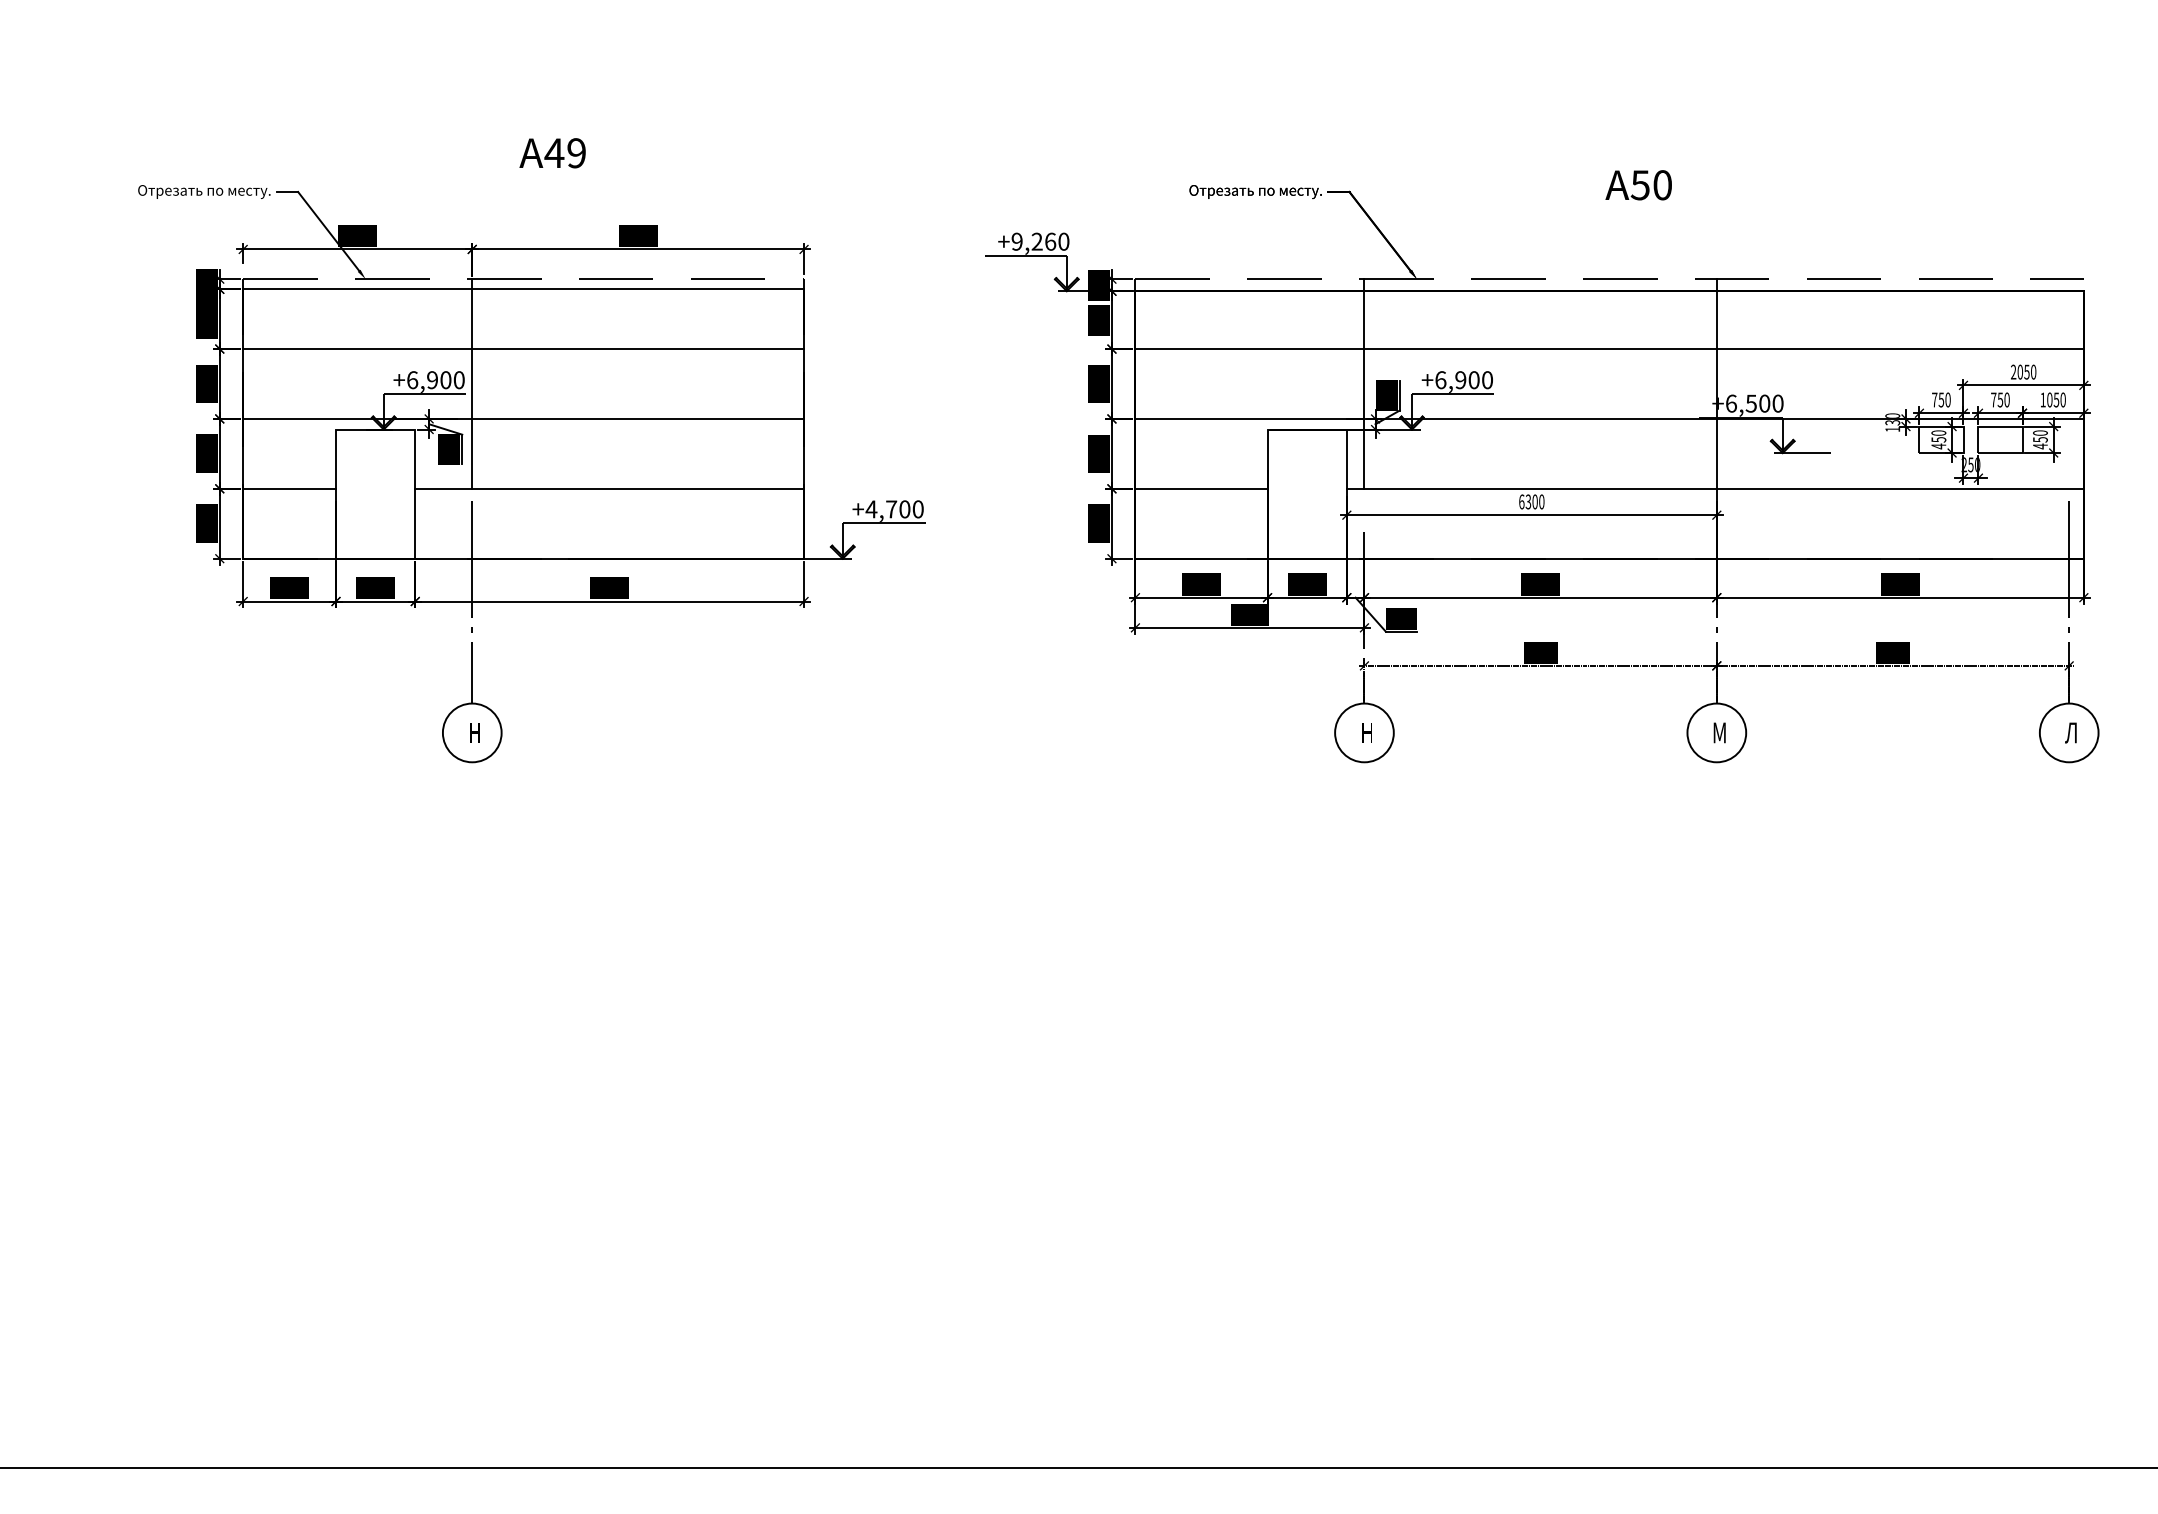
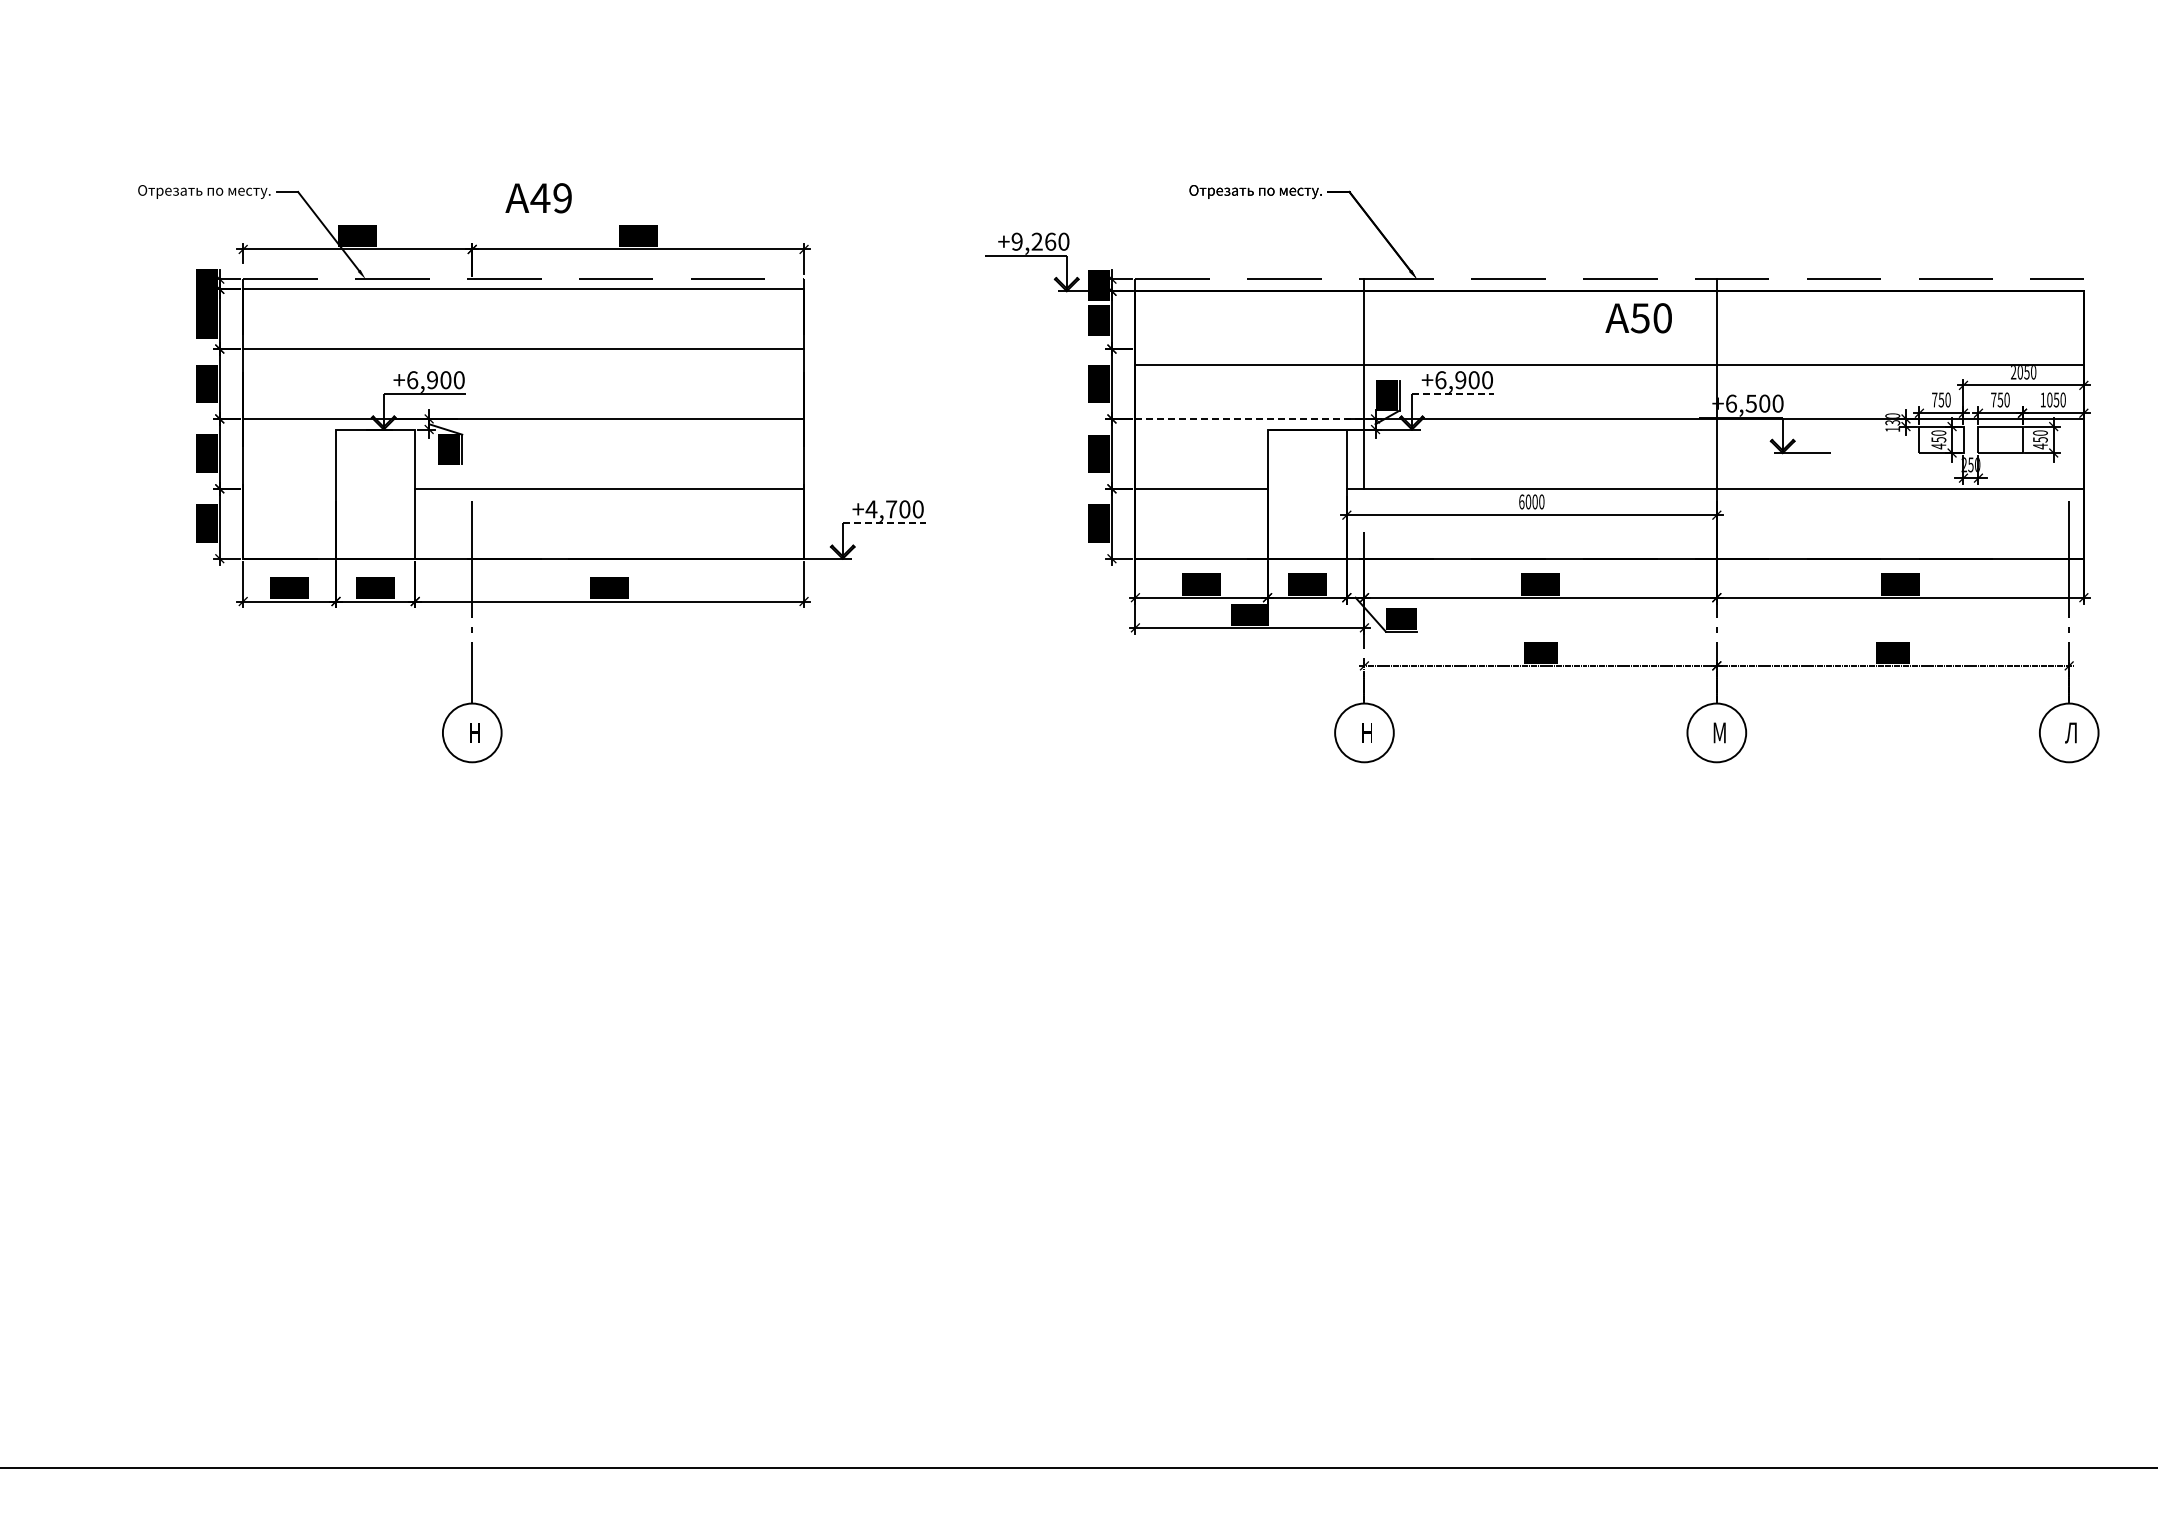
text position: (552, 153) -> (538, 198) (538, 198)
text position: (1638, 185) -> (1638, 318) (1638, 318)
line position: (1609, 349) -> (1609, 365) (1609, 365)
line: present -> none (472, 383)
line: solid -> dashed (1452, 394)
line: solid -> dashed (1249, 418)
line: present -> none (289, 488)
text: 6300 -> 6000 (1528, 501)
line: solid -> dashed (884, 523)
